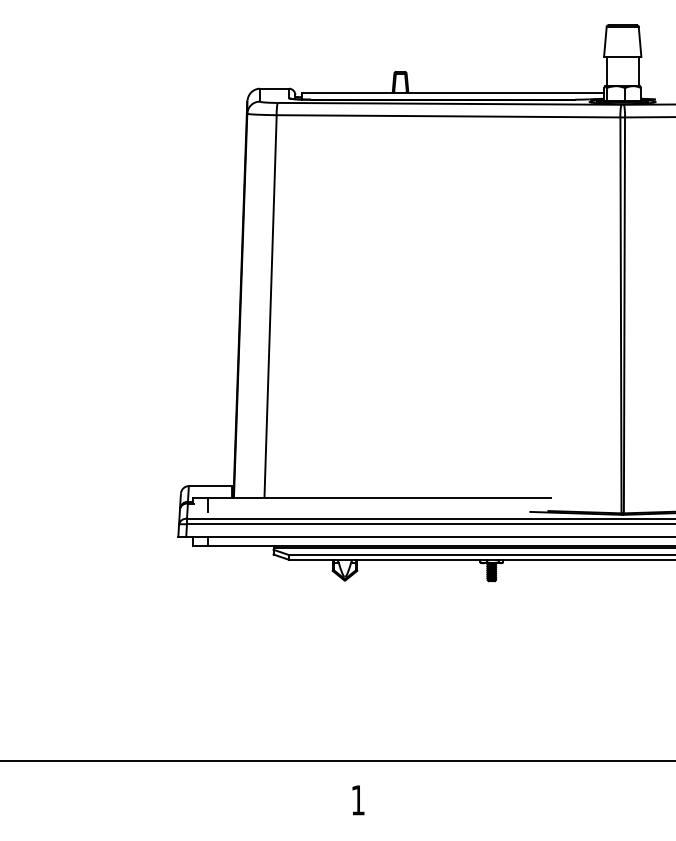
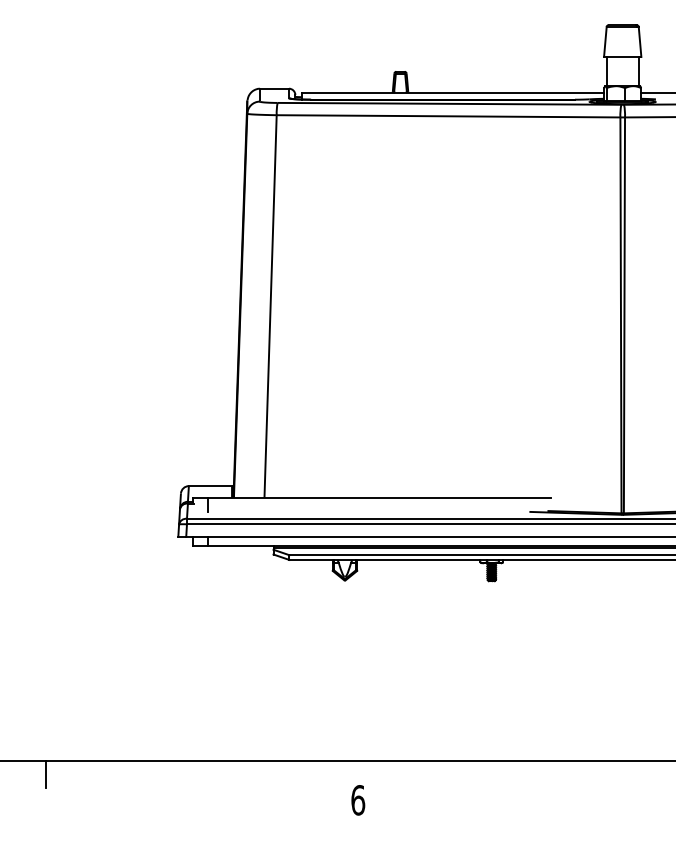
line: none -> present (656, 92)
line: none -> present (46, 773)
text: 1 -> 6 (358, 800)
